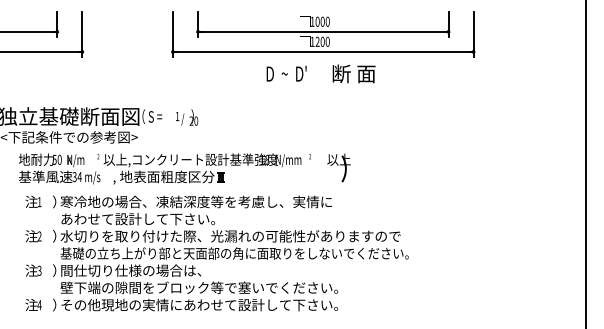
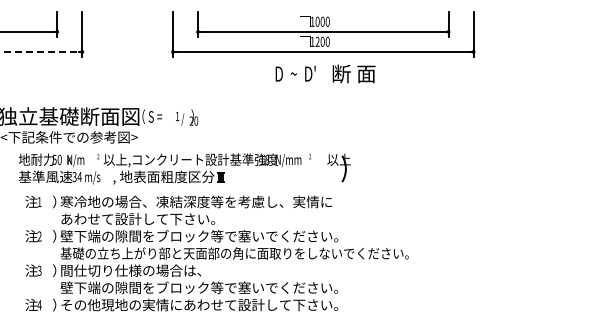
line: solid -> dashed (40, 51)
text position: (286, 73) -> (295, 73) (295, 73)
line: present -> none (585, 163)
text: 水切りを取り付けた際、光漏れの可能性がありますので -> 壁下端の隙間をブロック等で塞いでください。 (230, 236)
